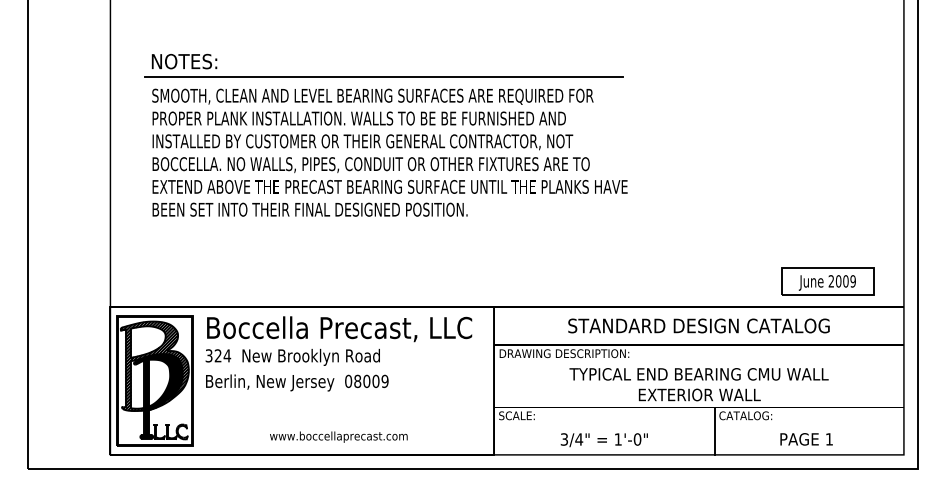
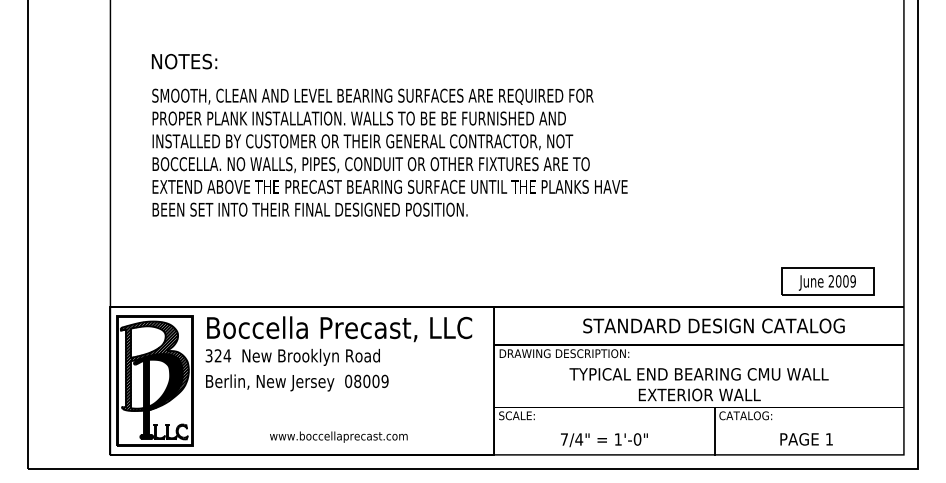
line: present -> none (383, 77)
text position: (698, 325) -> (713, 325) (713, 325)
text: 3/4" -> 7/4" (563, 439)
